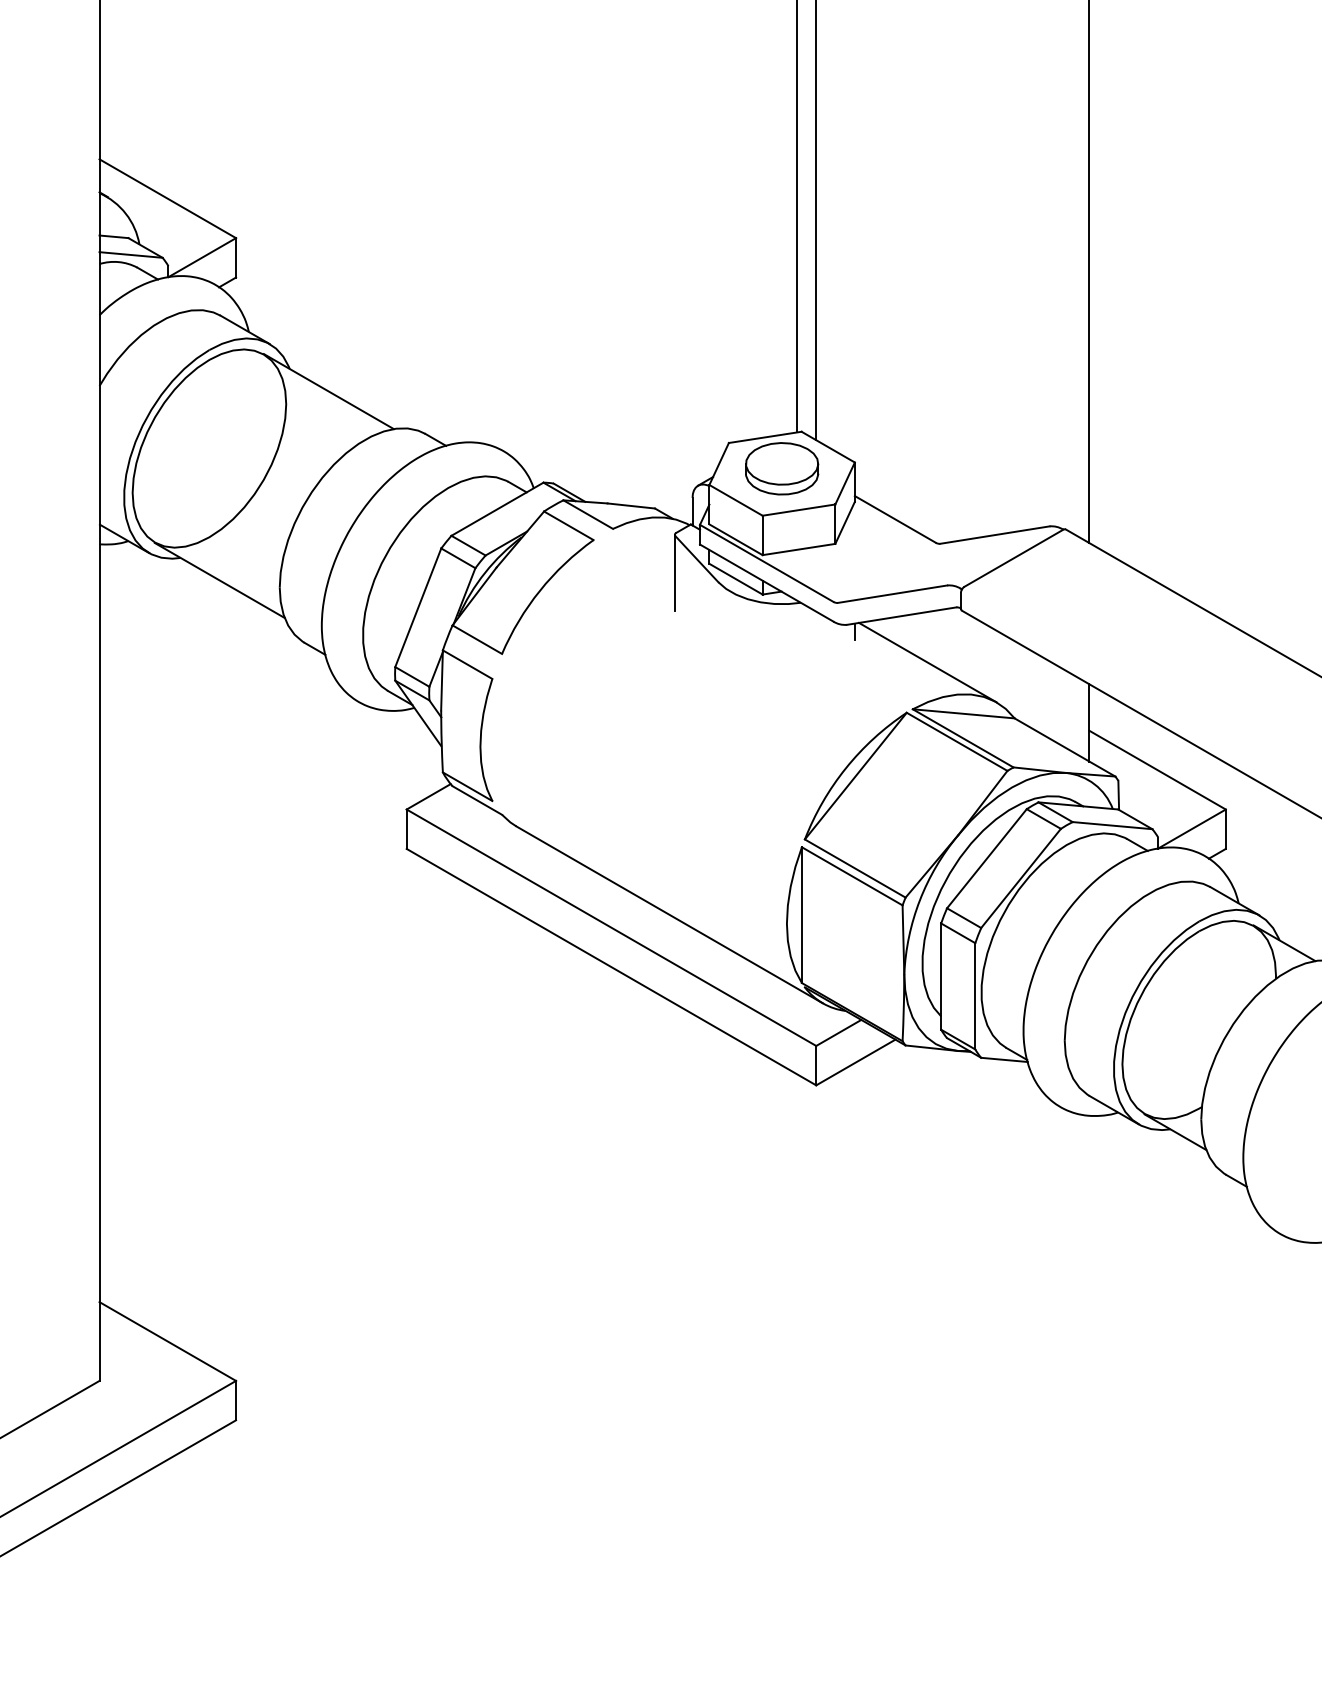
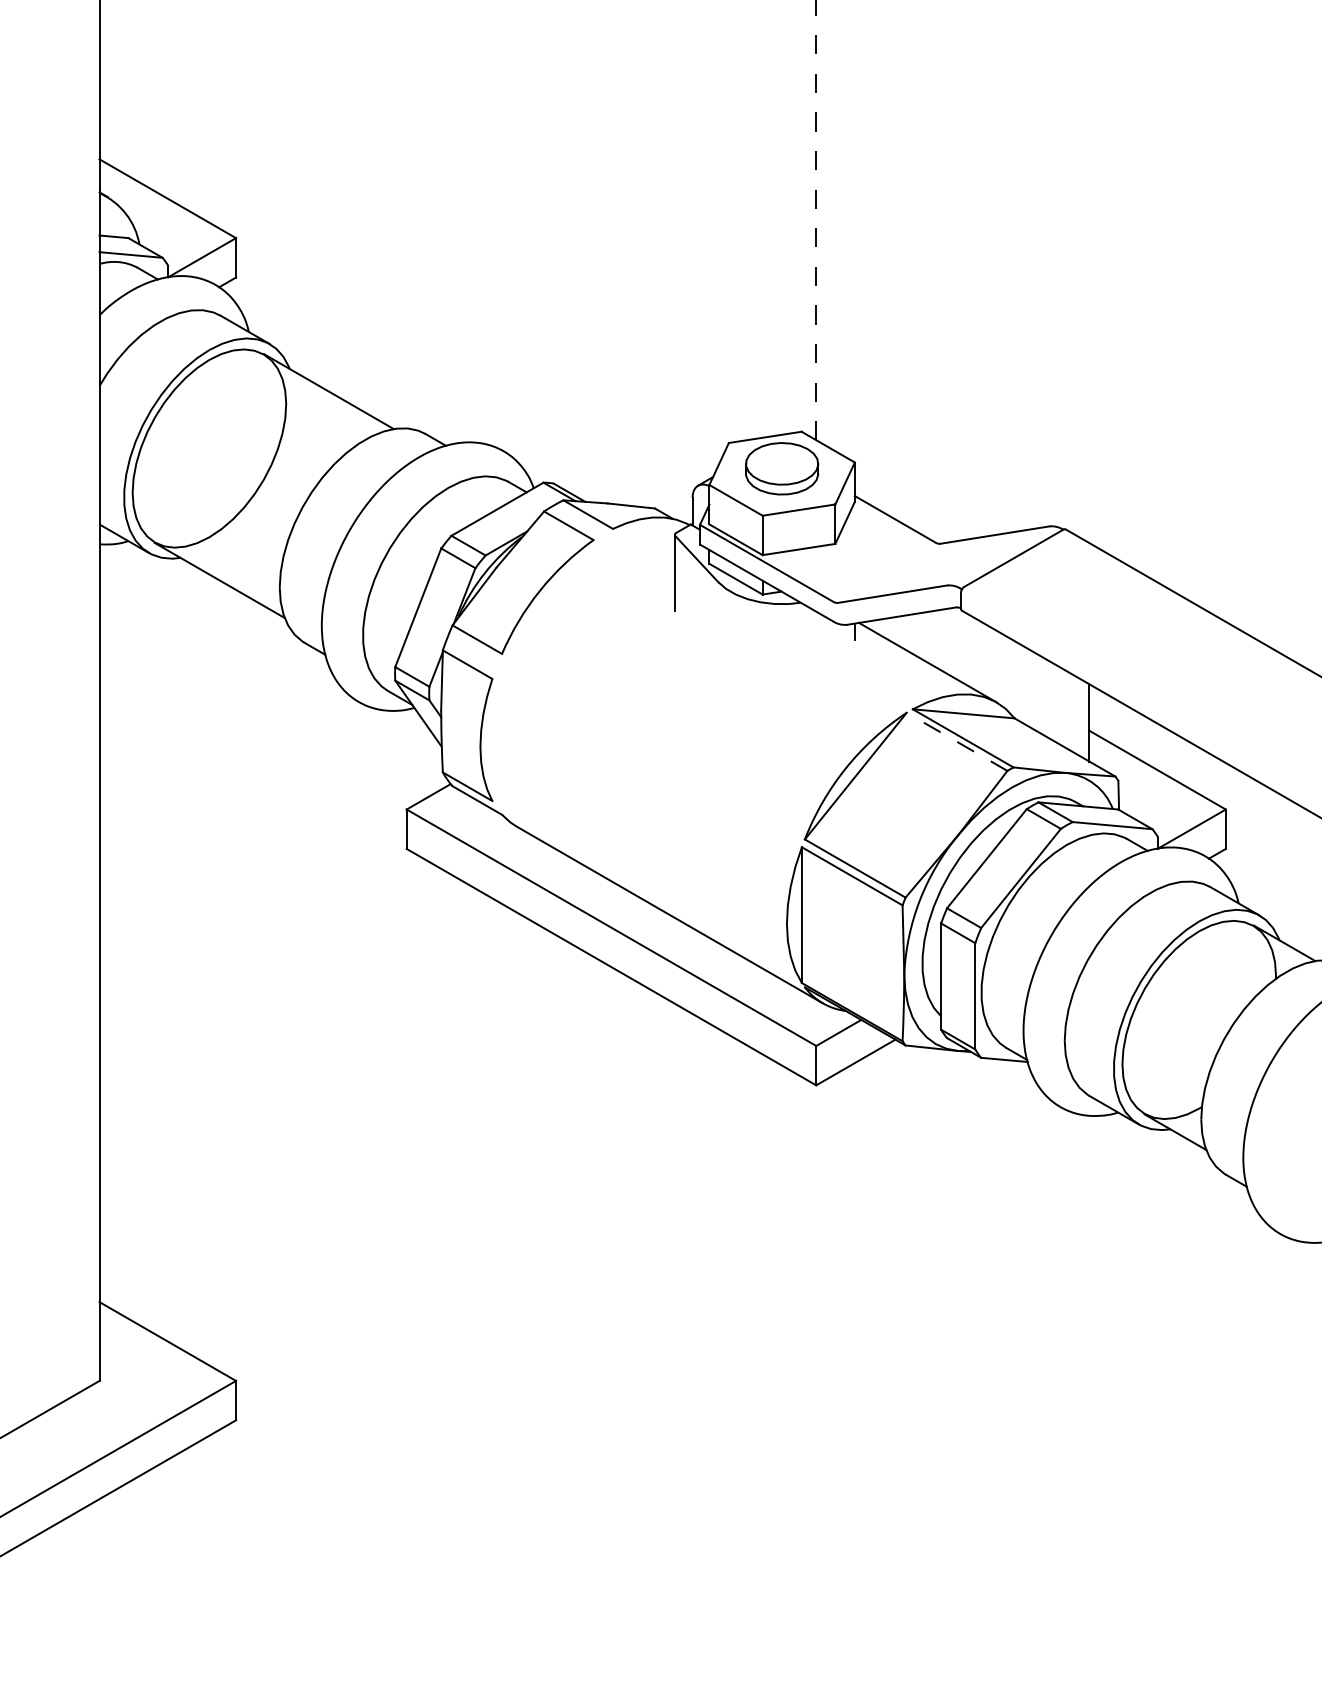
line: present -> none (797, 217)
line: solid -> dashed (816, 220)
line: present -> none (1089, 272)
line: solid -> dashed (956, 741)
